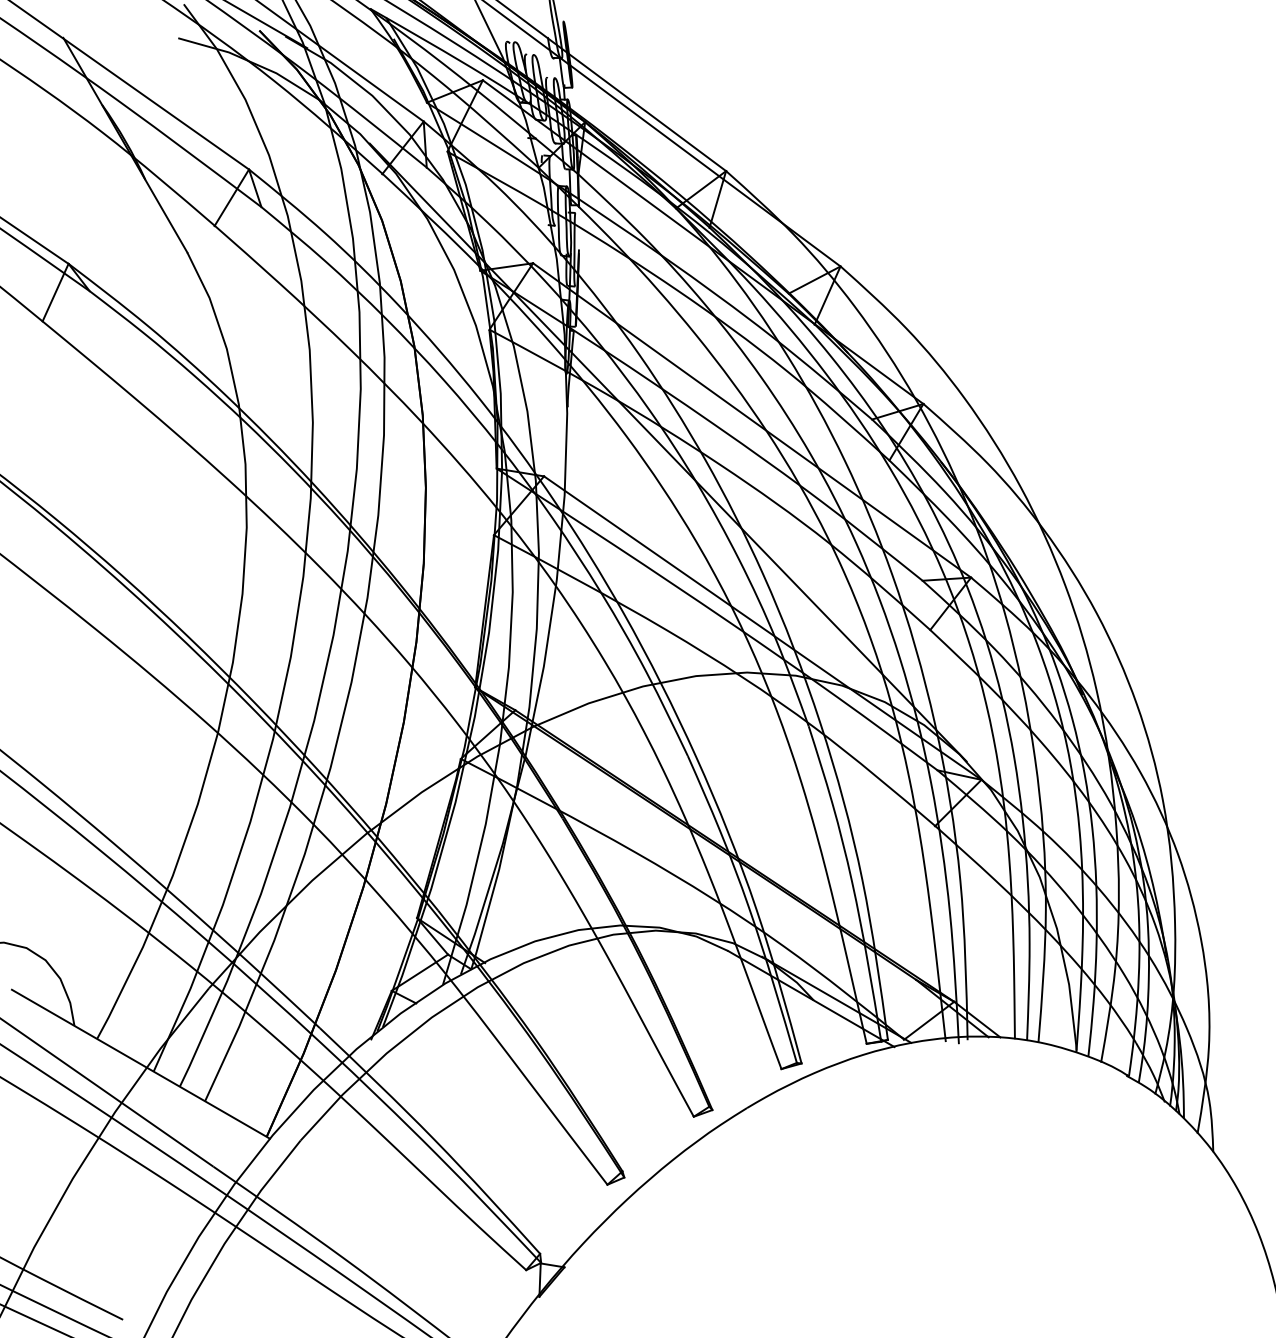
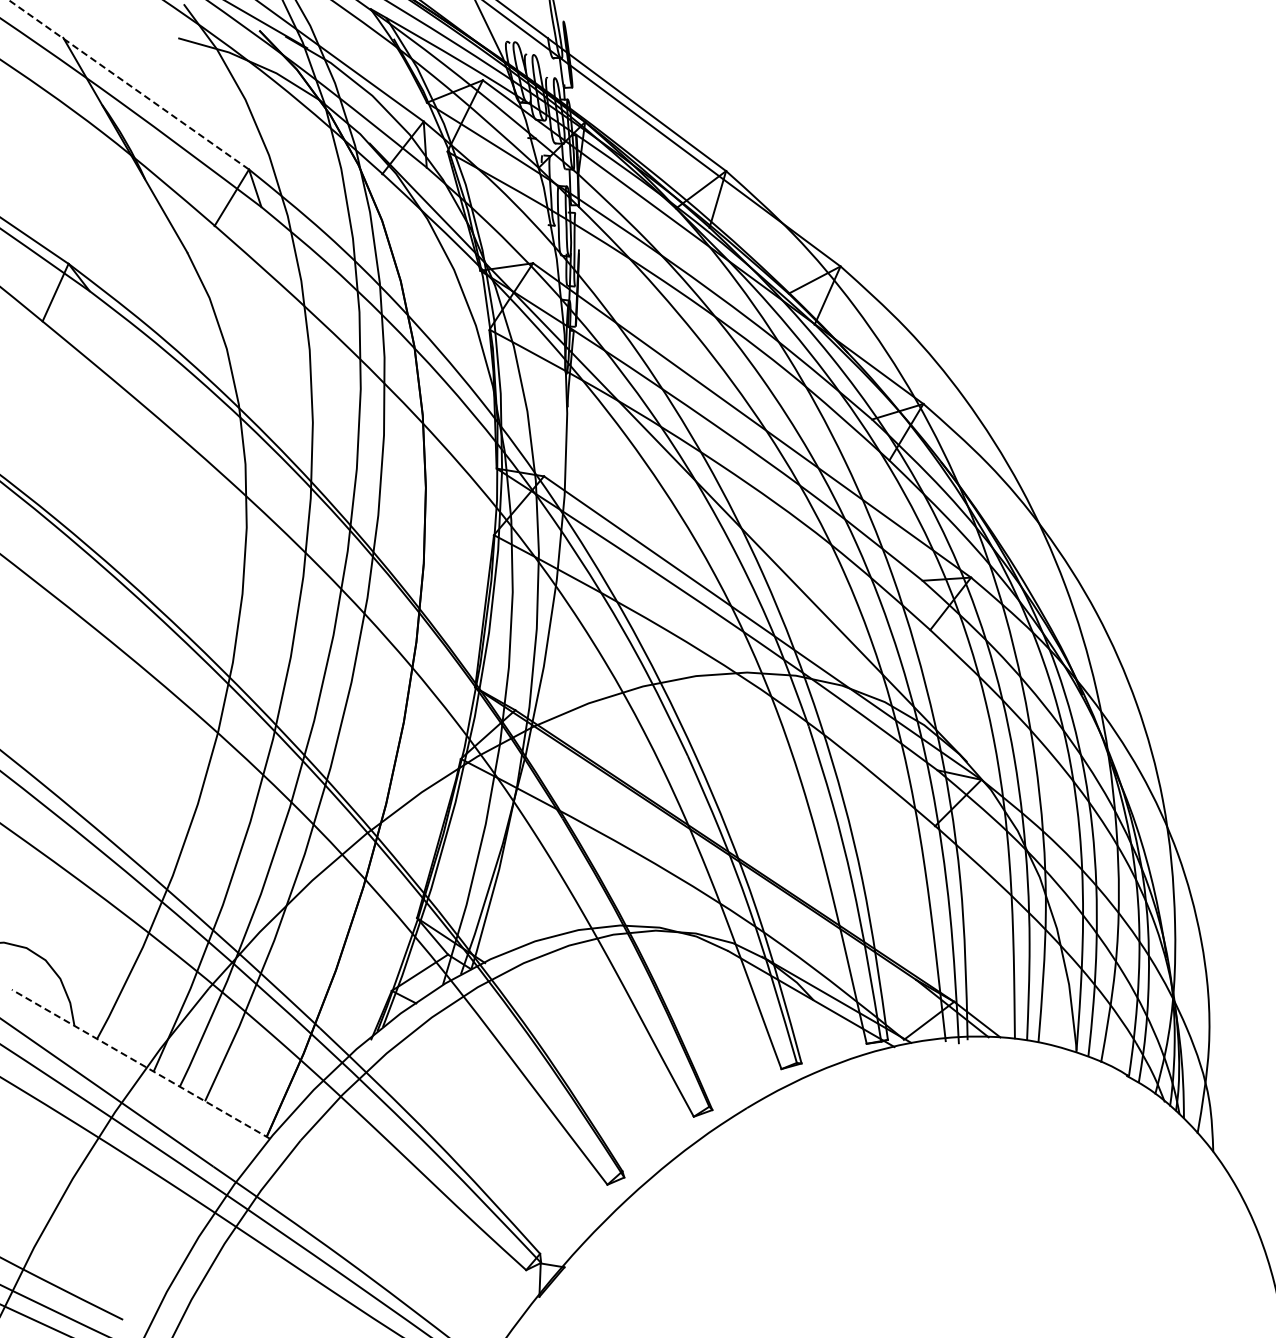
line: solid -> dashed (129, 84)
line: solid -> dashed (140, 1064)
